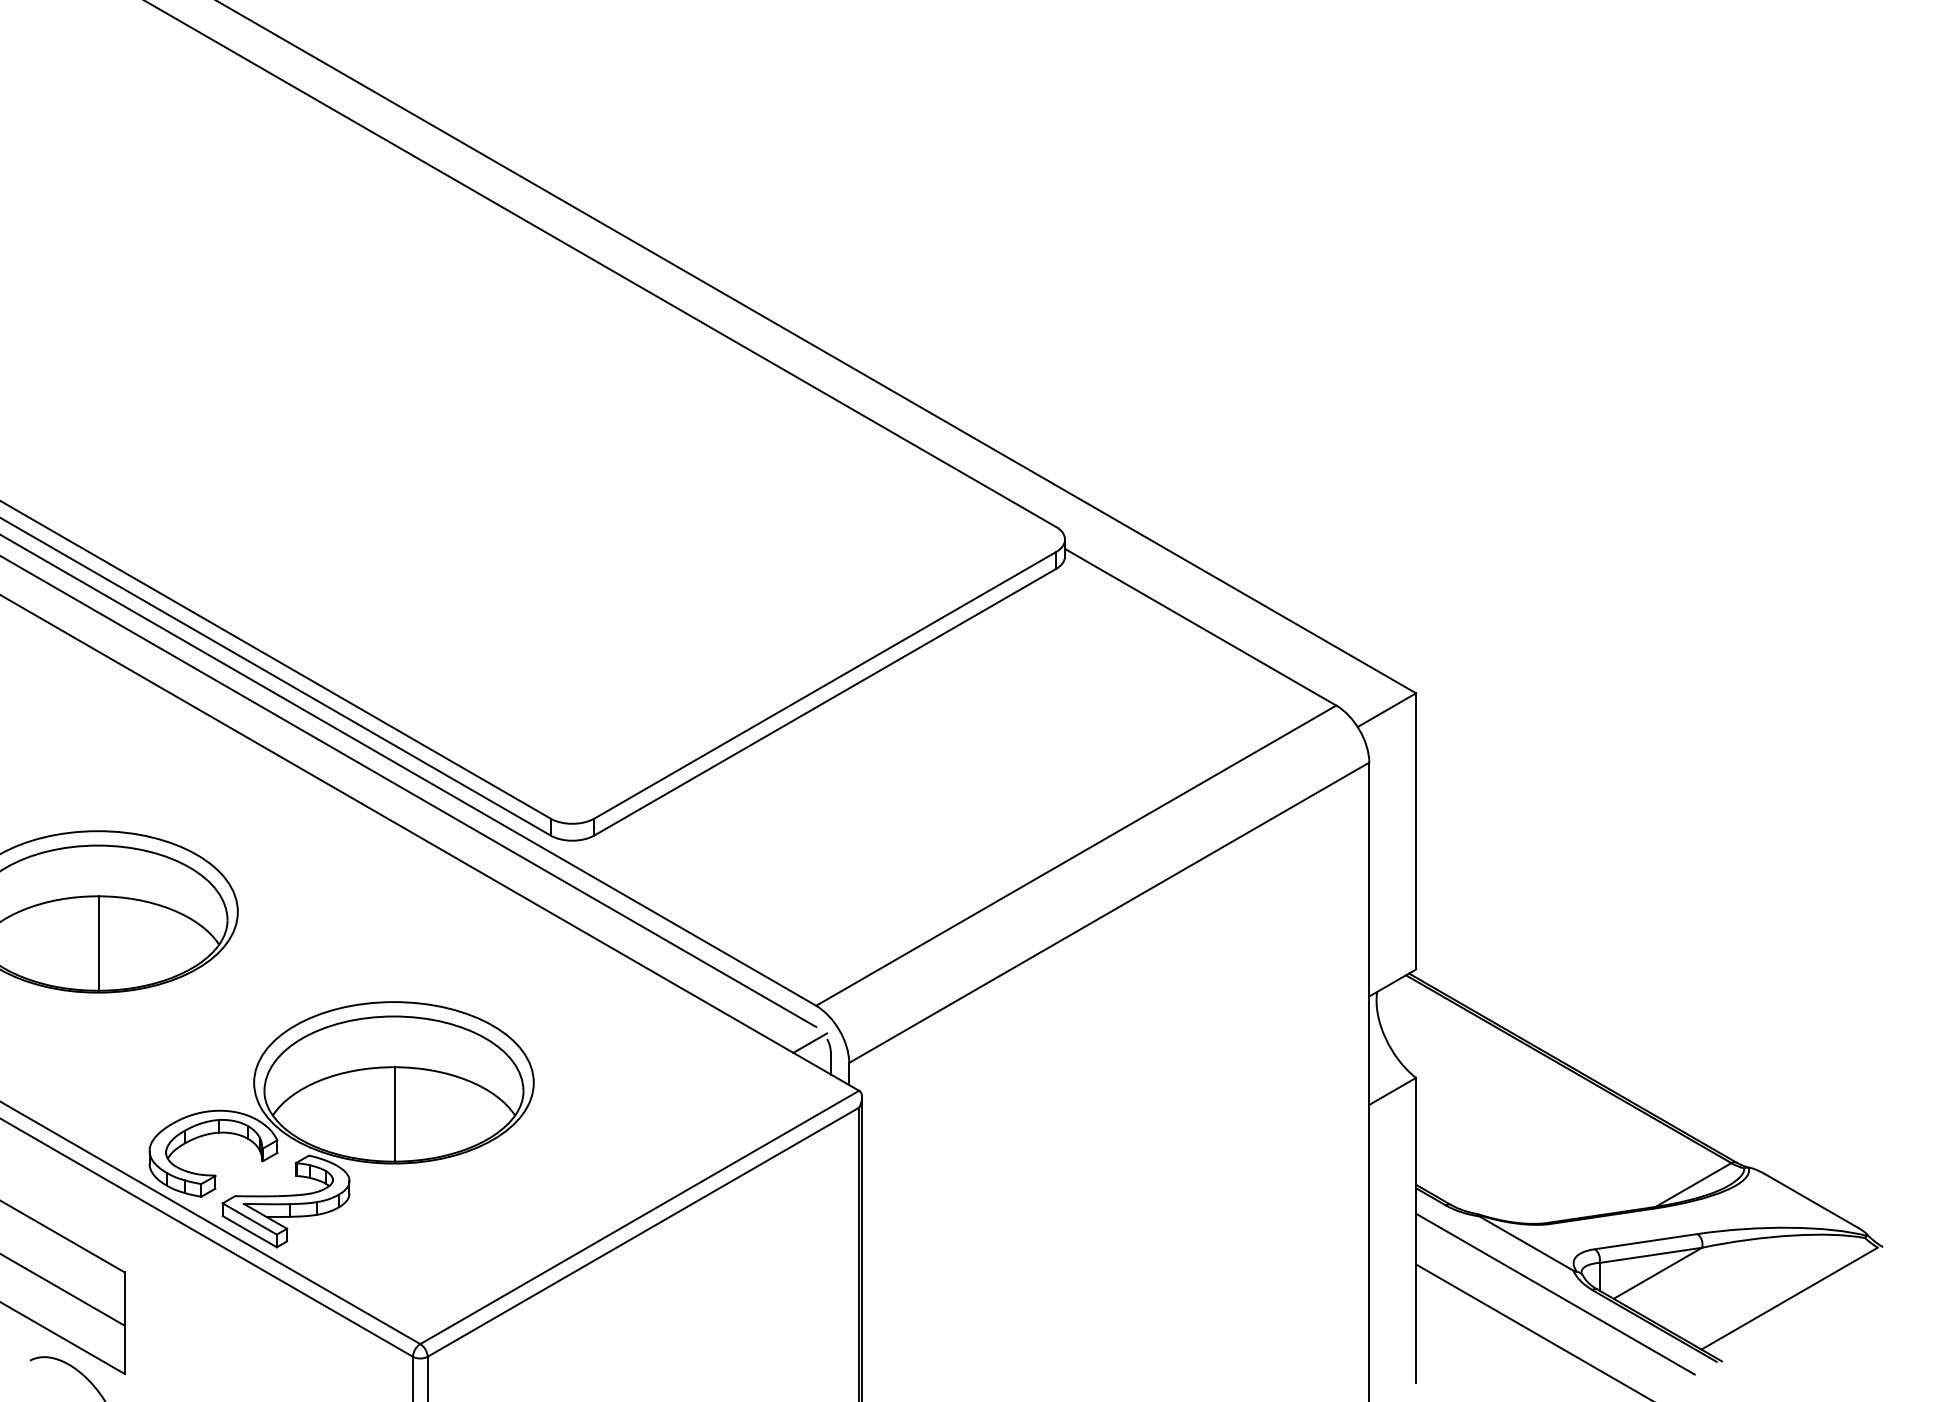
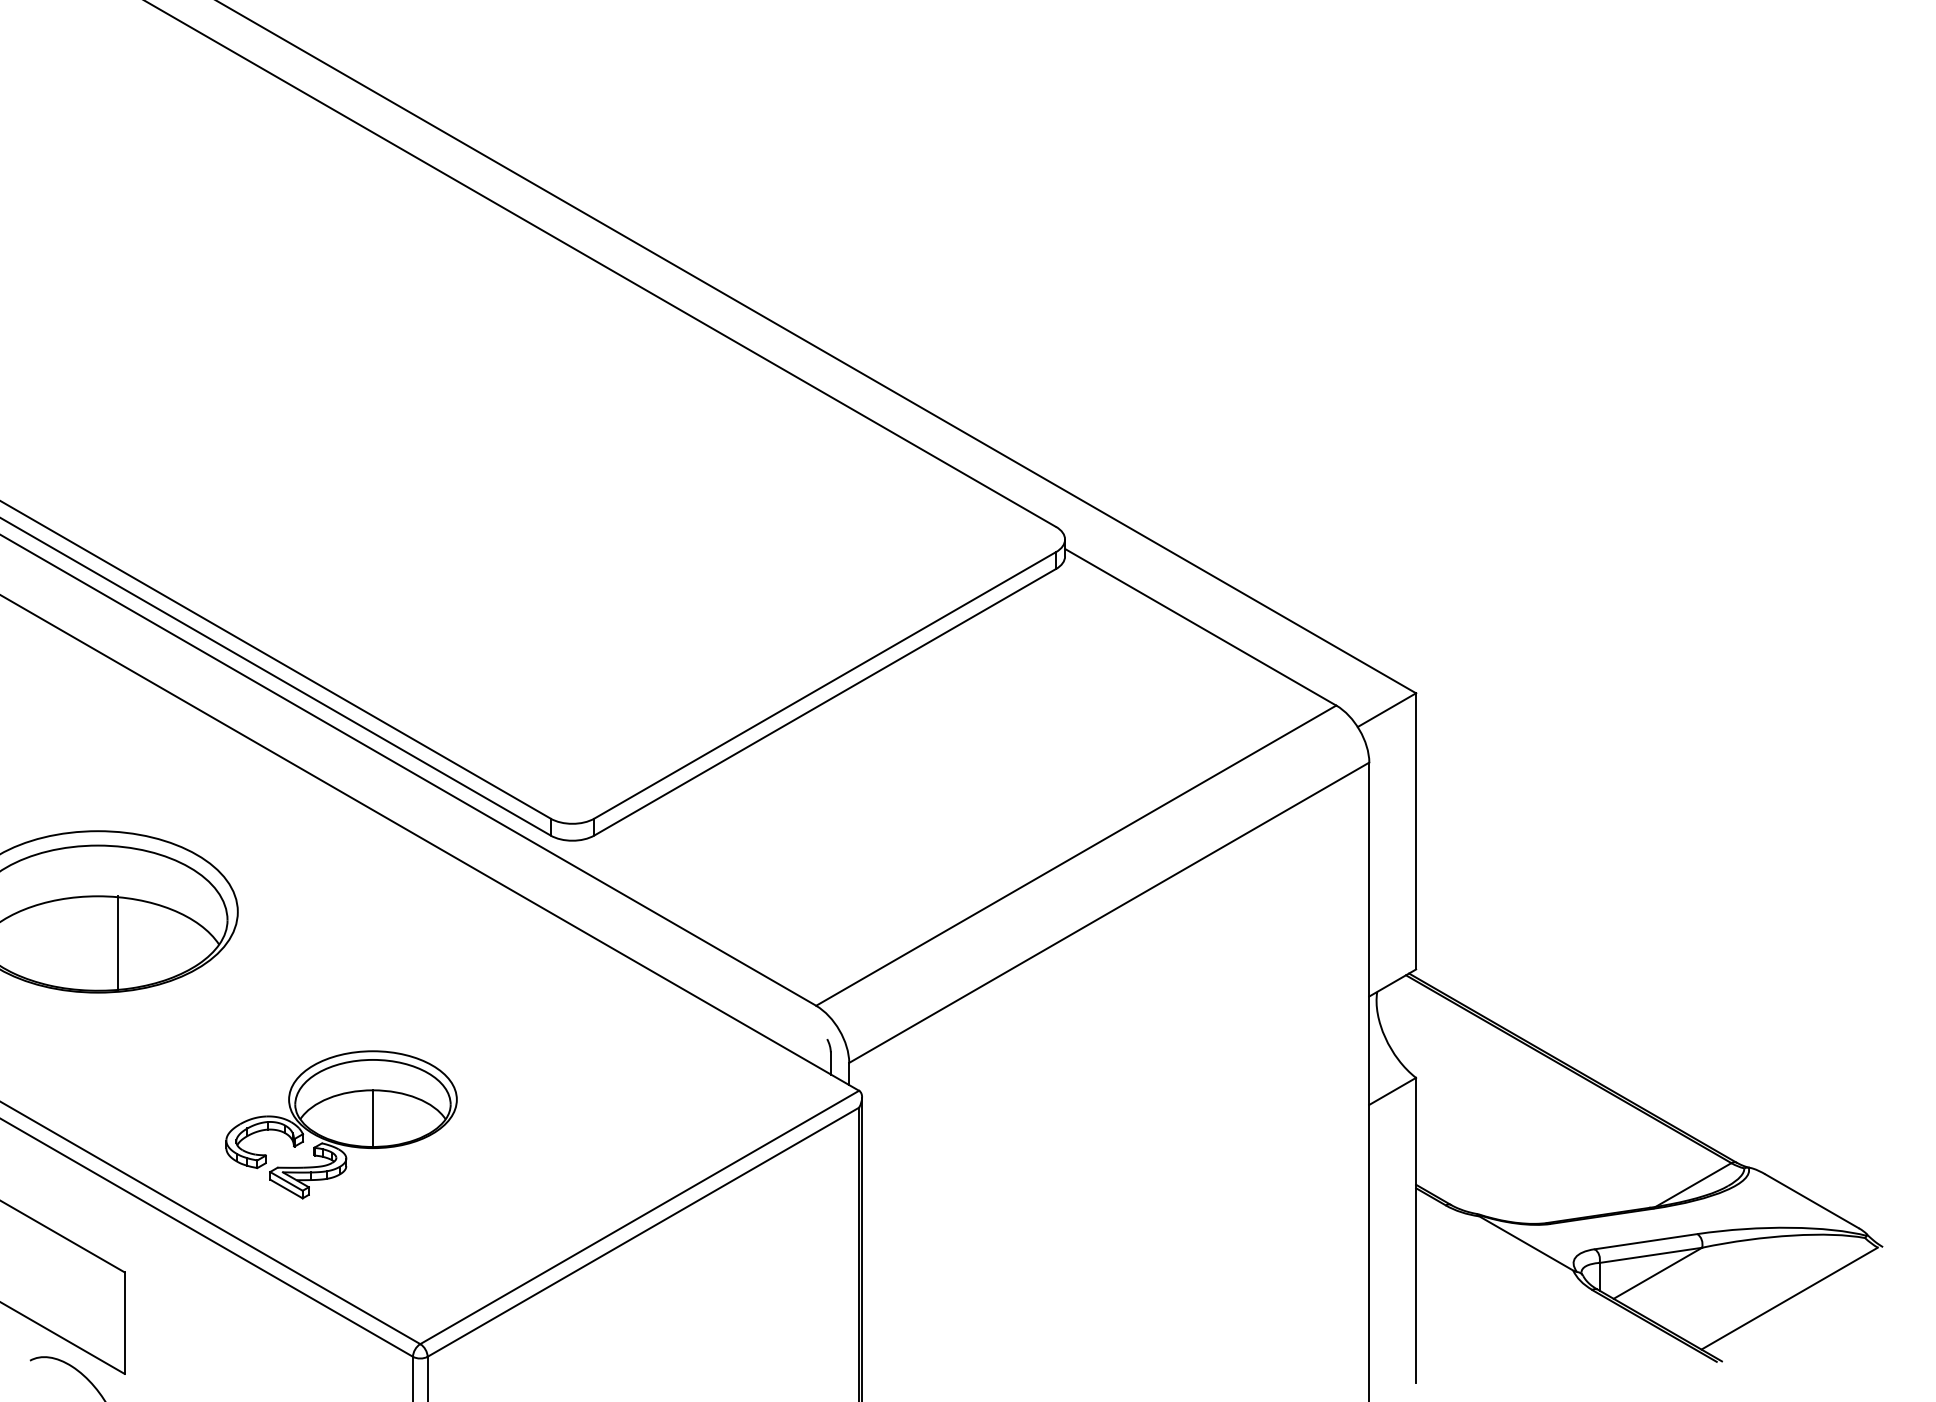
line: present -> none (409, 791)
line position: (98, 943) -> (117, 943) (117, 943)
line: present -> none (810, 1042)
part size: 387x248 px -> 233x150 px (341, 1124)
line: present -> none (63, 1290)
line: present -> none (1555, 1293)
line: present -> none (1532, 1331)
